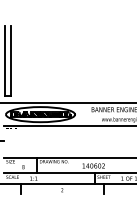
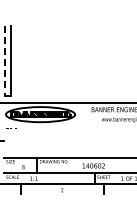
line: solid -> dashed (4, 61)
line: present -> none (68, 126)
